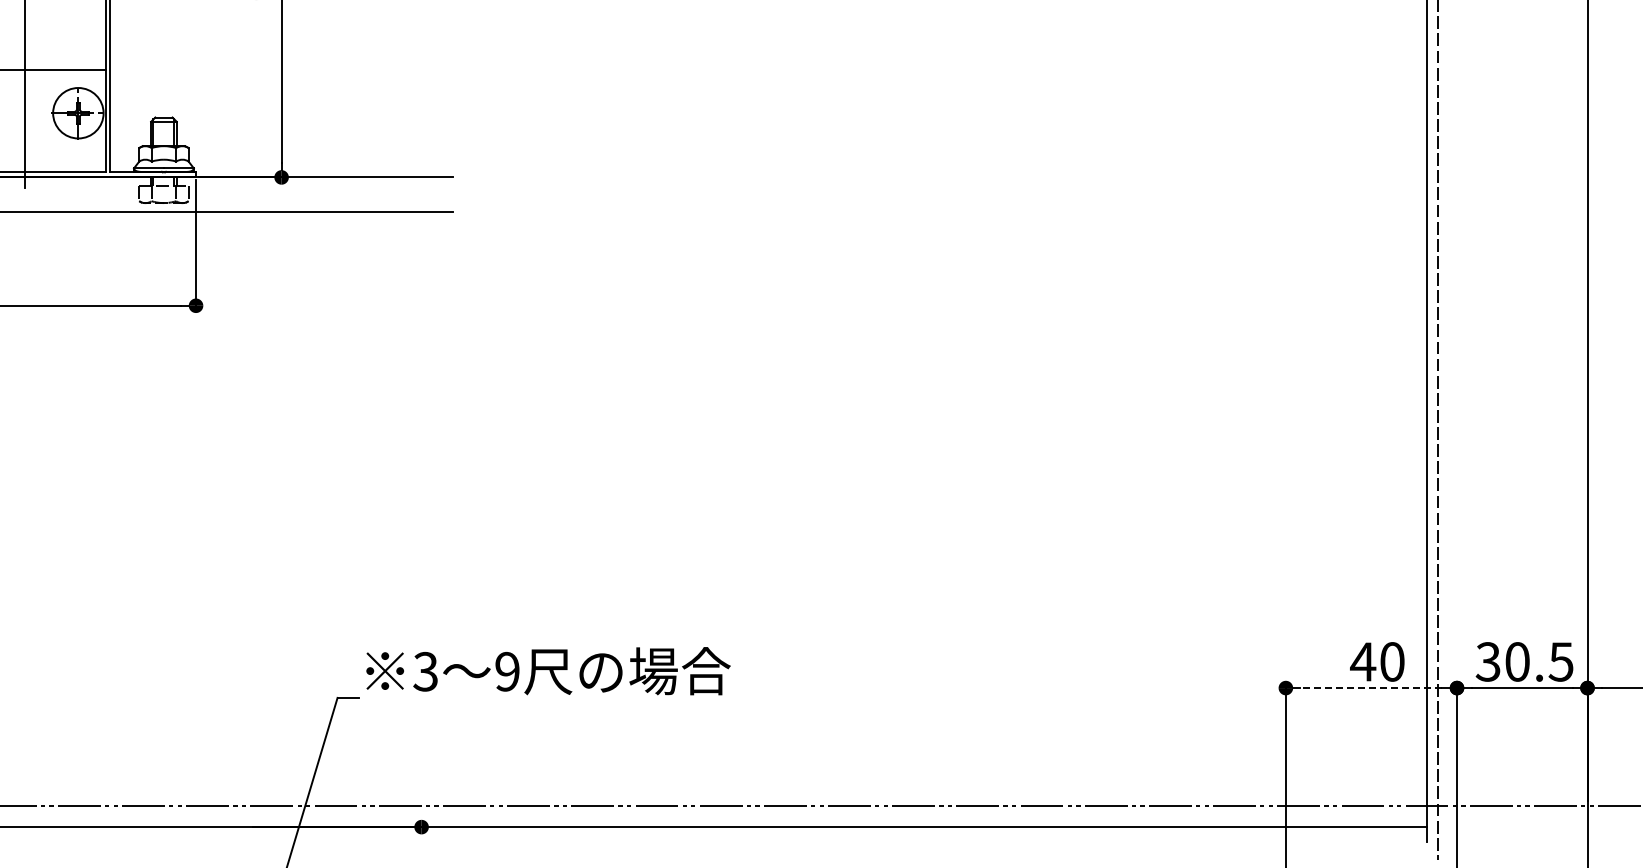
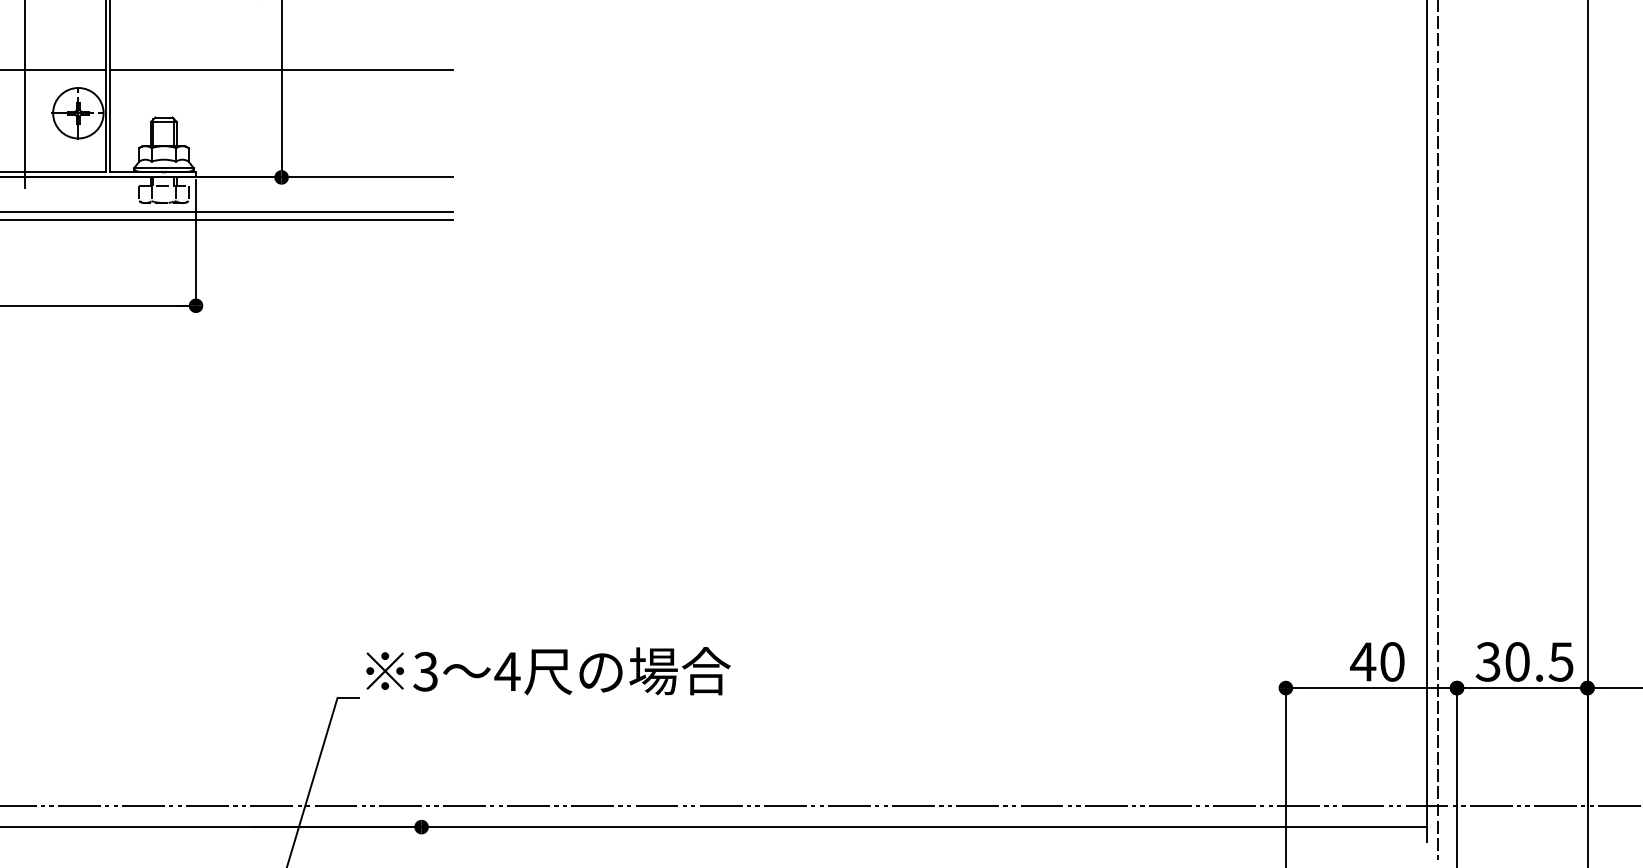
line: none -> present (281, 70)
line: none -> present (227, 220)
text: 9 -> 4 (507, 671)
line: dashed -> solid (1370, 688)
